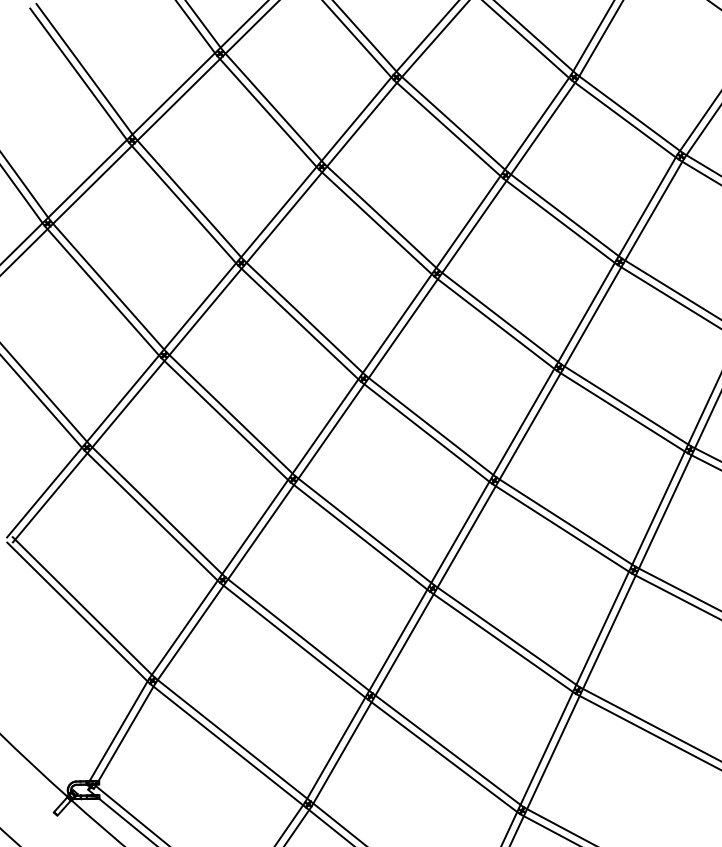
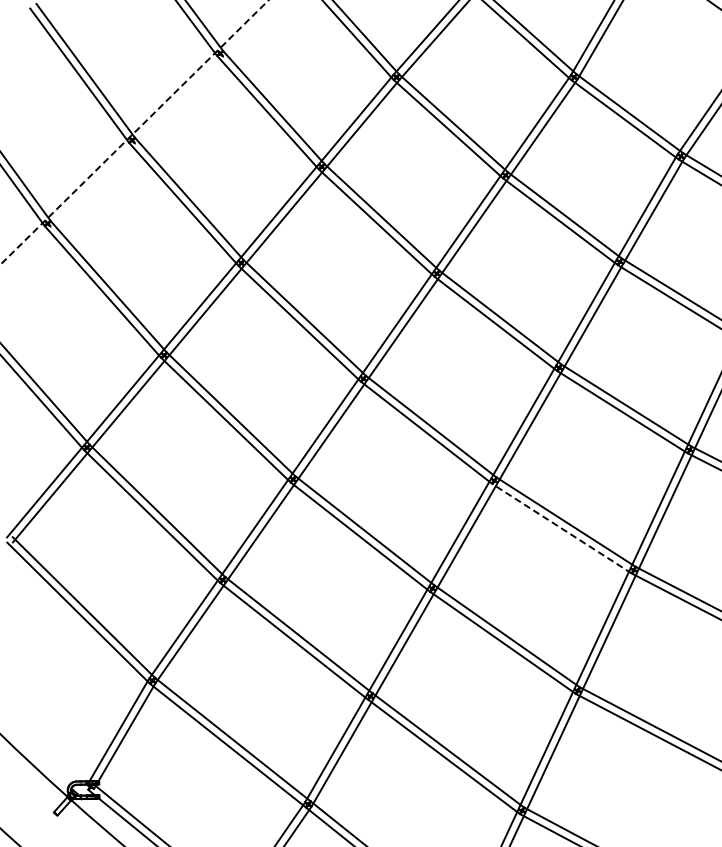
line: solid -> dashed (134, 132)
line: present -> none (139, 138)
line: solid -> dashed (562, 528)
